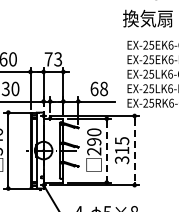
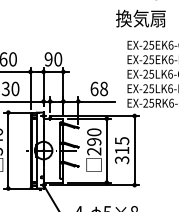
text position: (147, 18) -> (140, 18) (140, 18)
text: 73 -> 90 (53, 59)
line: dashed -> solid (134, 150)
line: dashed -> solid (106, 151)
